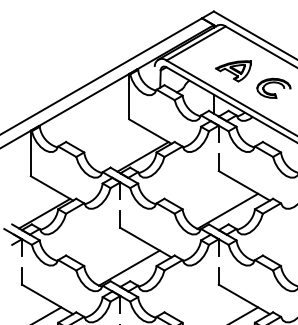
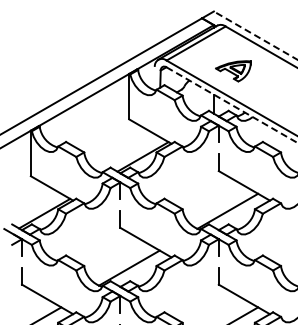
line: solid -> dashed (255, 35)
part: present -> none (273, 87)
line: solid -> dashed (232, 105)
